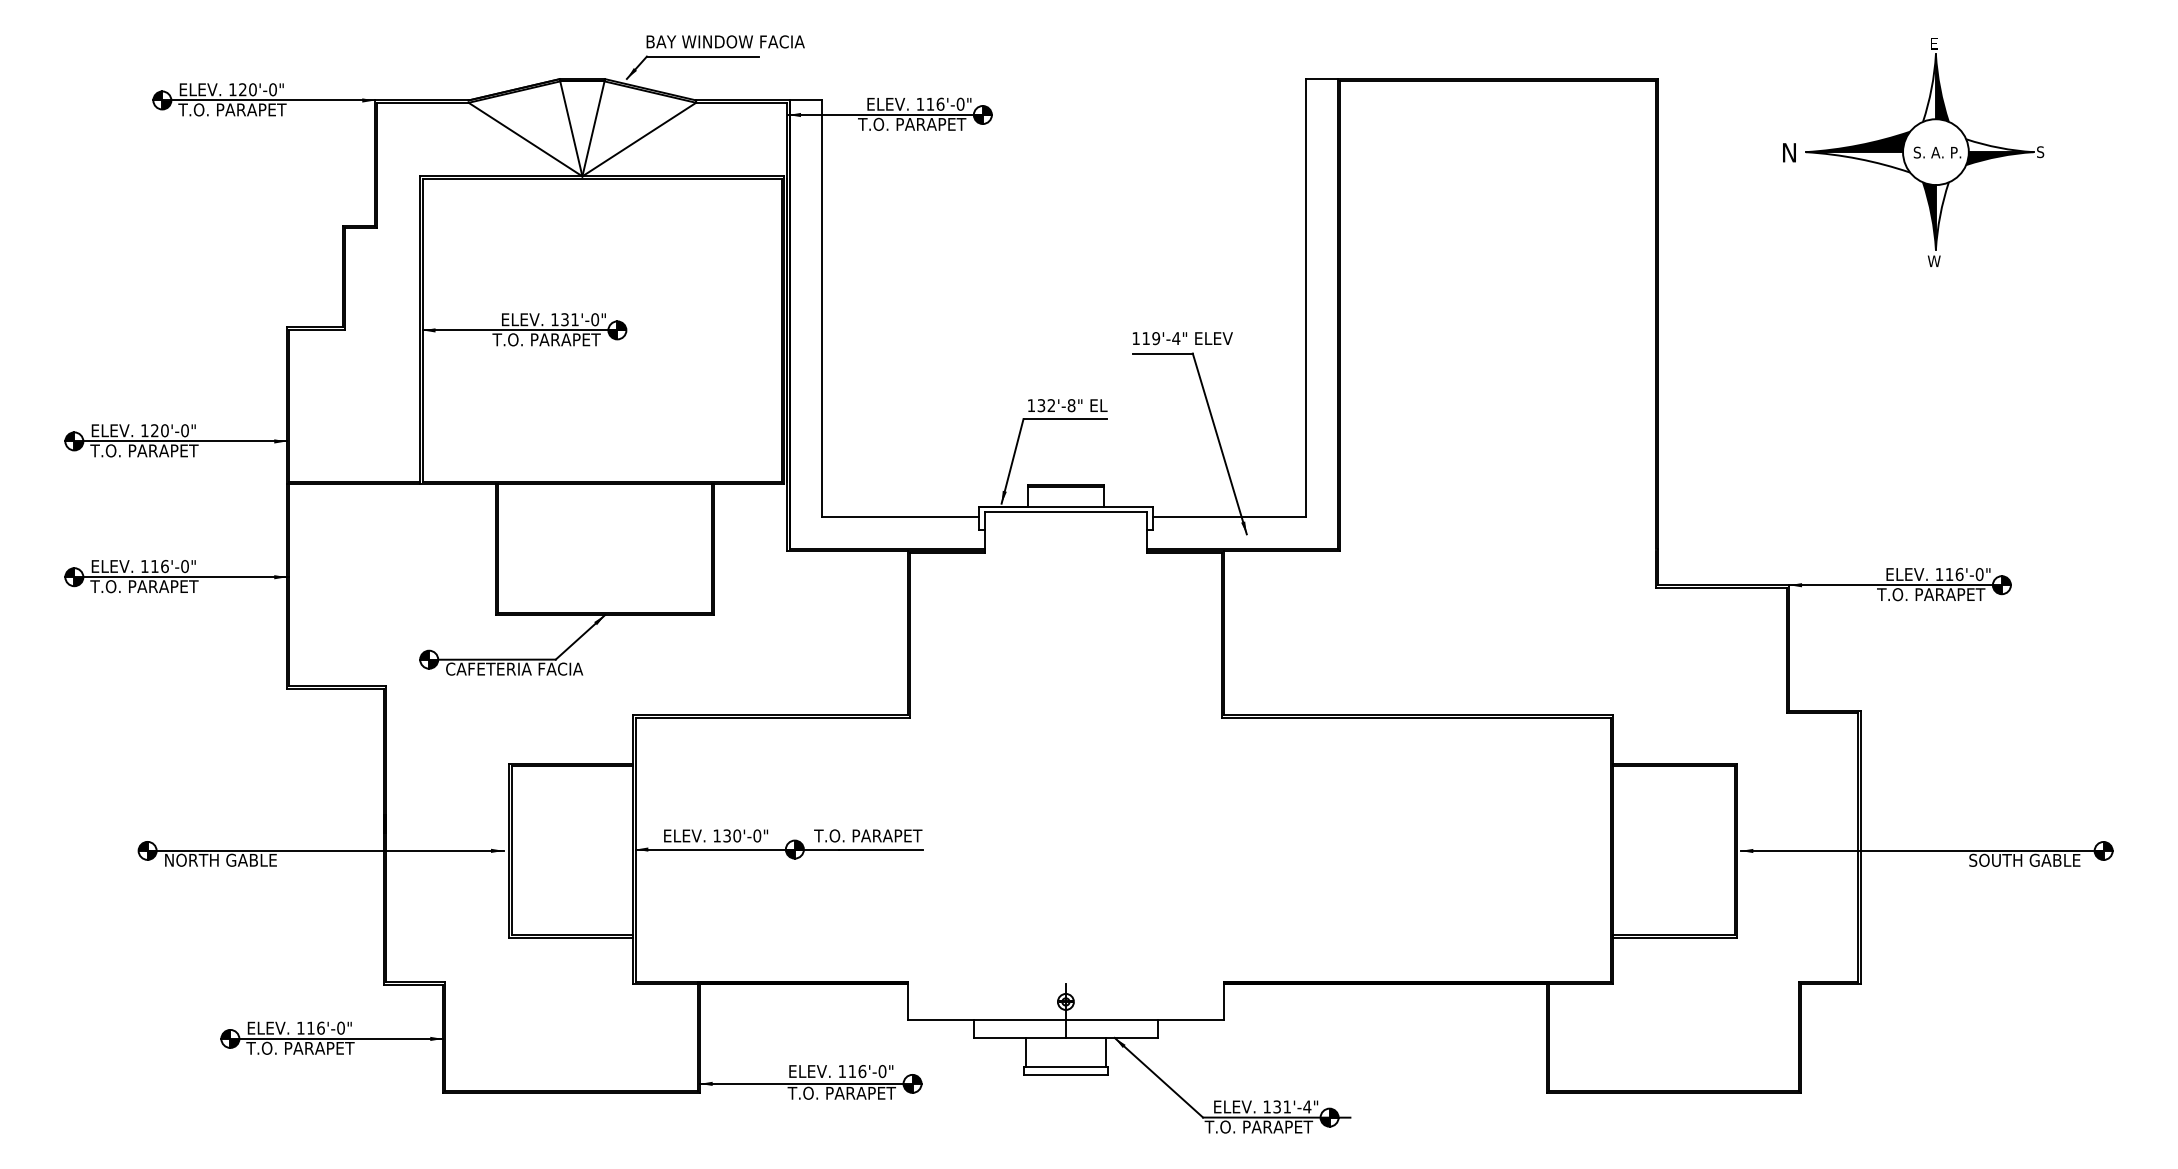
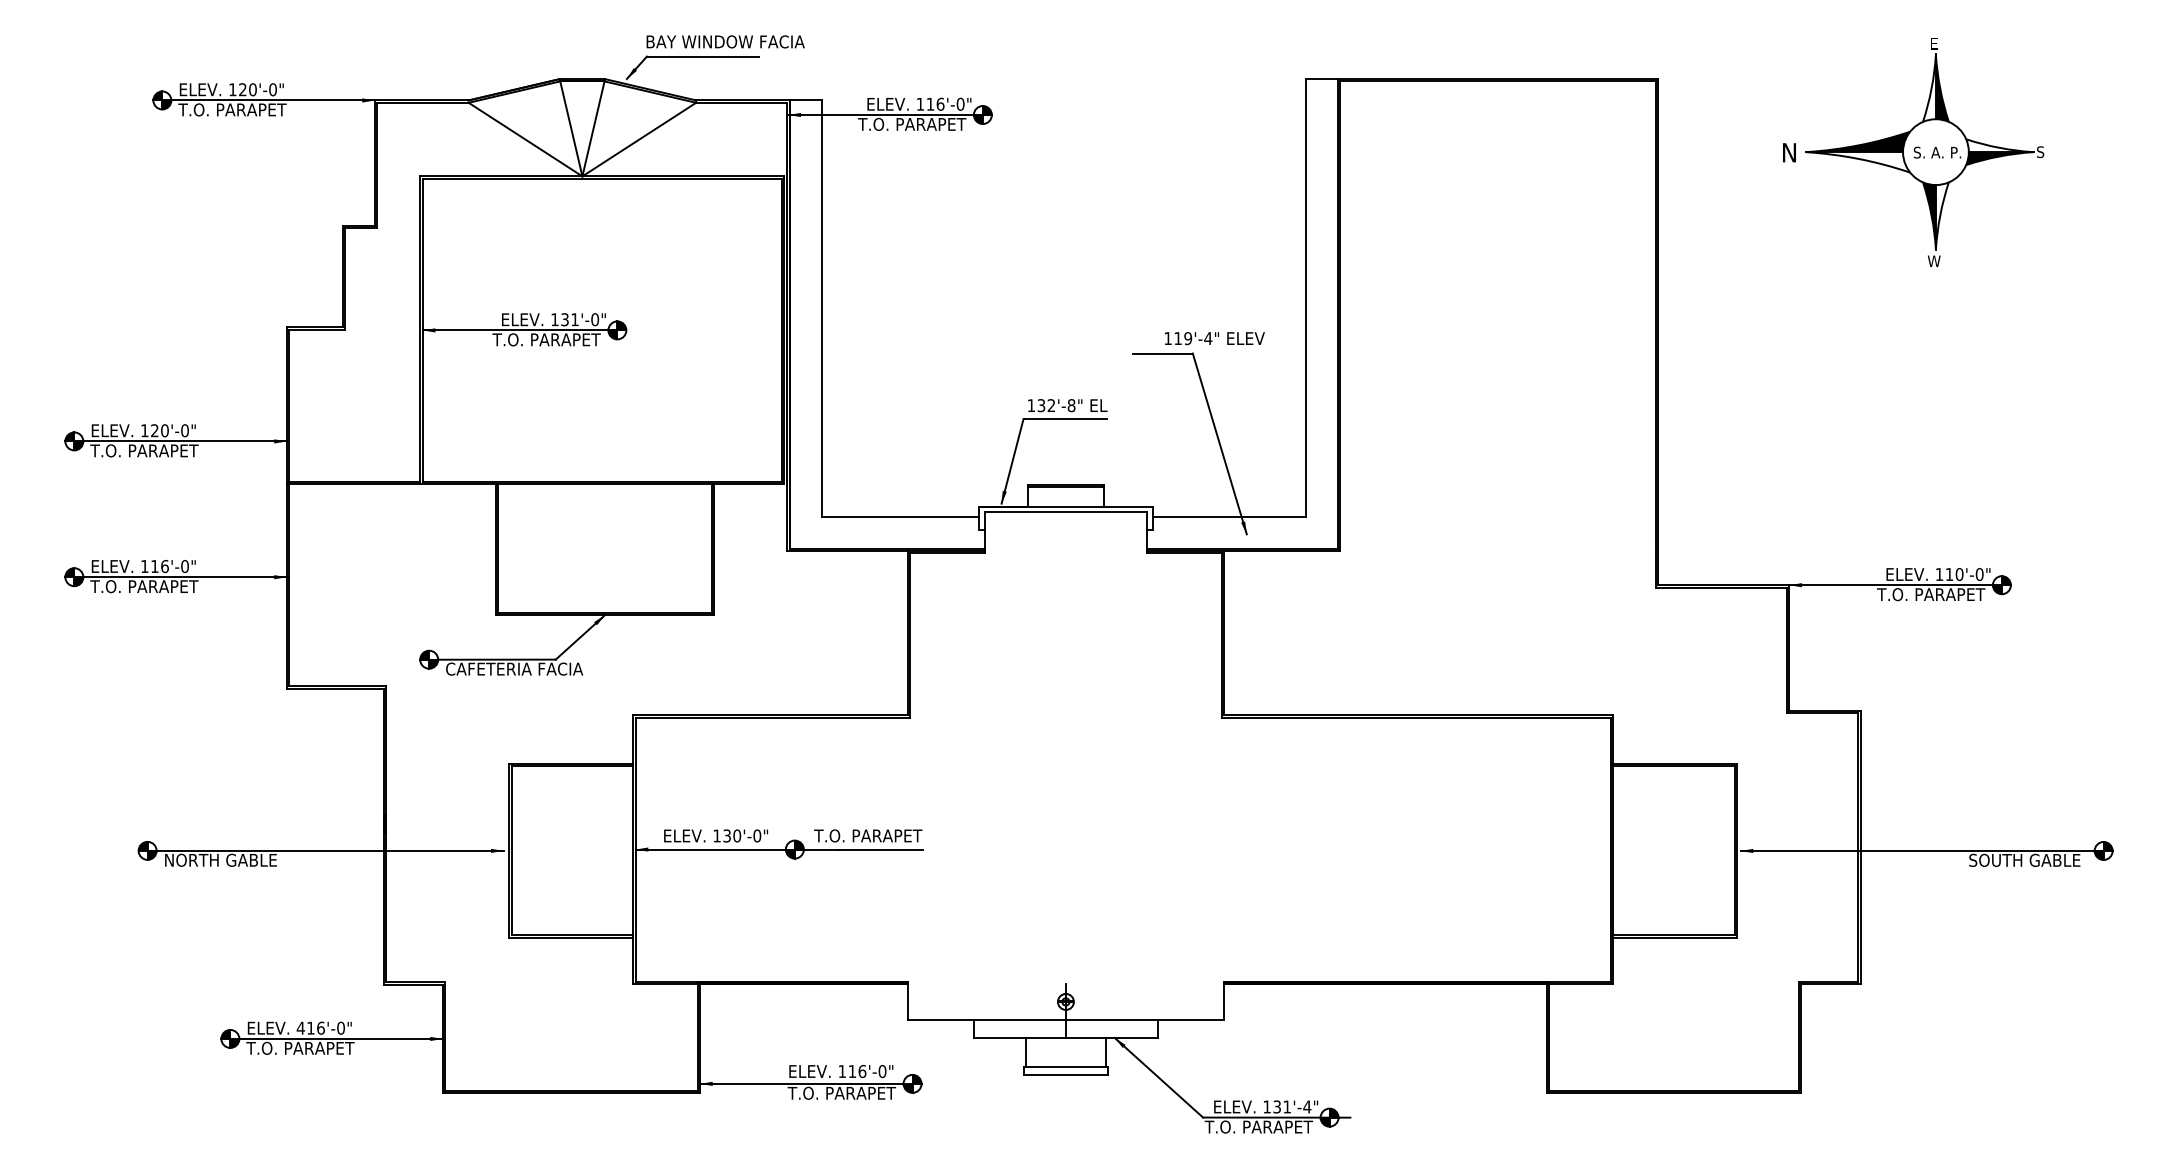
text position: (1182, 338) -> (1214, 338) (1214, 338)
text: 116'-0" -> 110'-0" (1959, 574)
text: 116'-0" -> 416'-0" (300, 1027)
